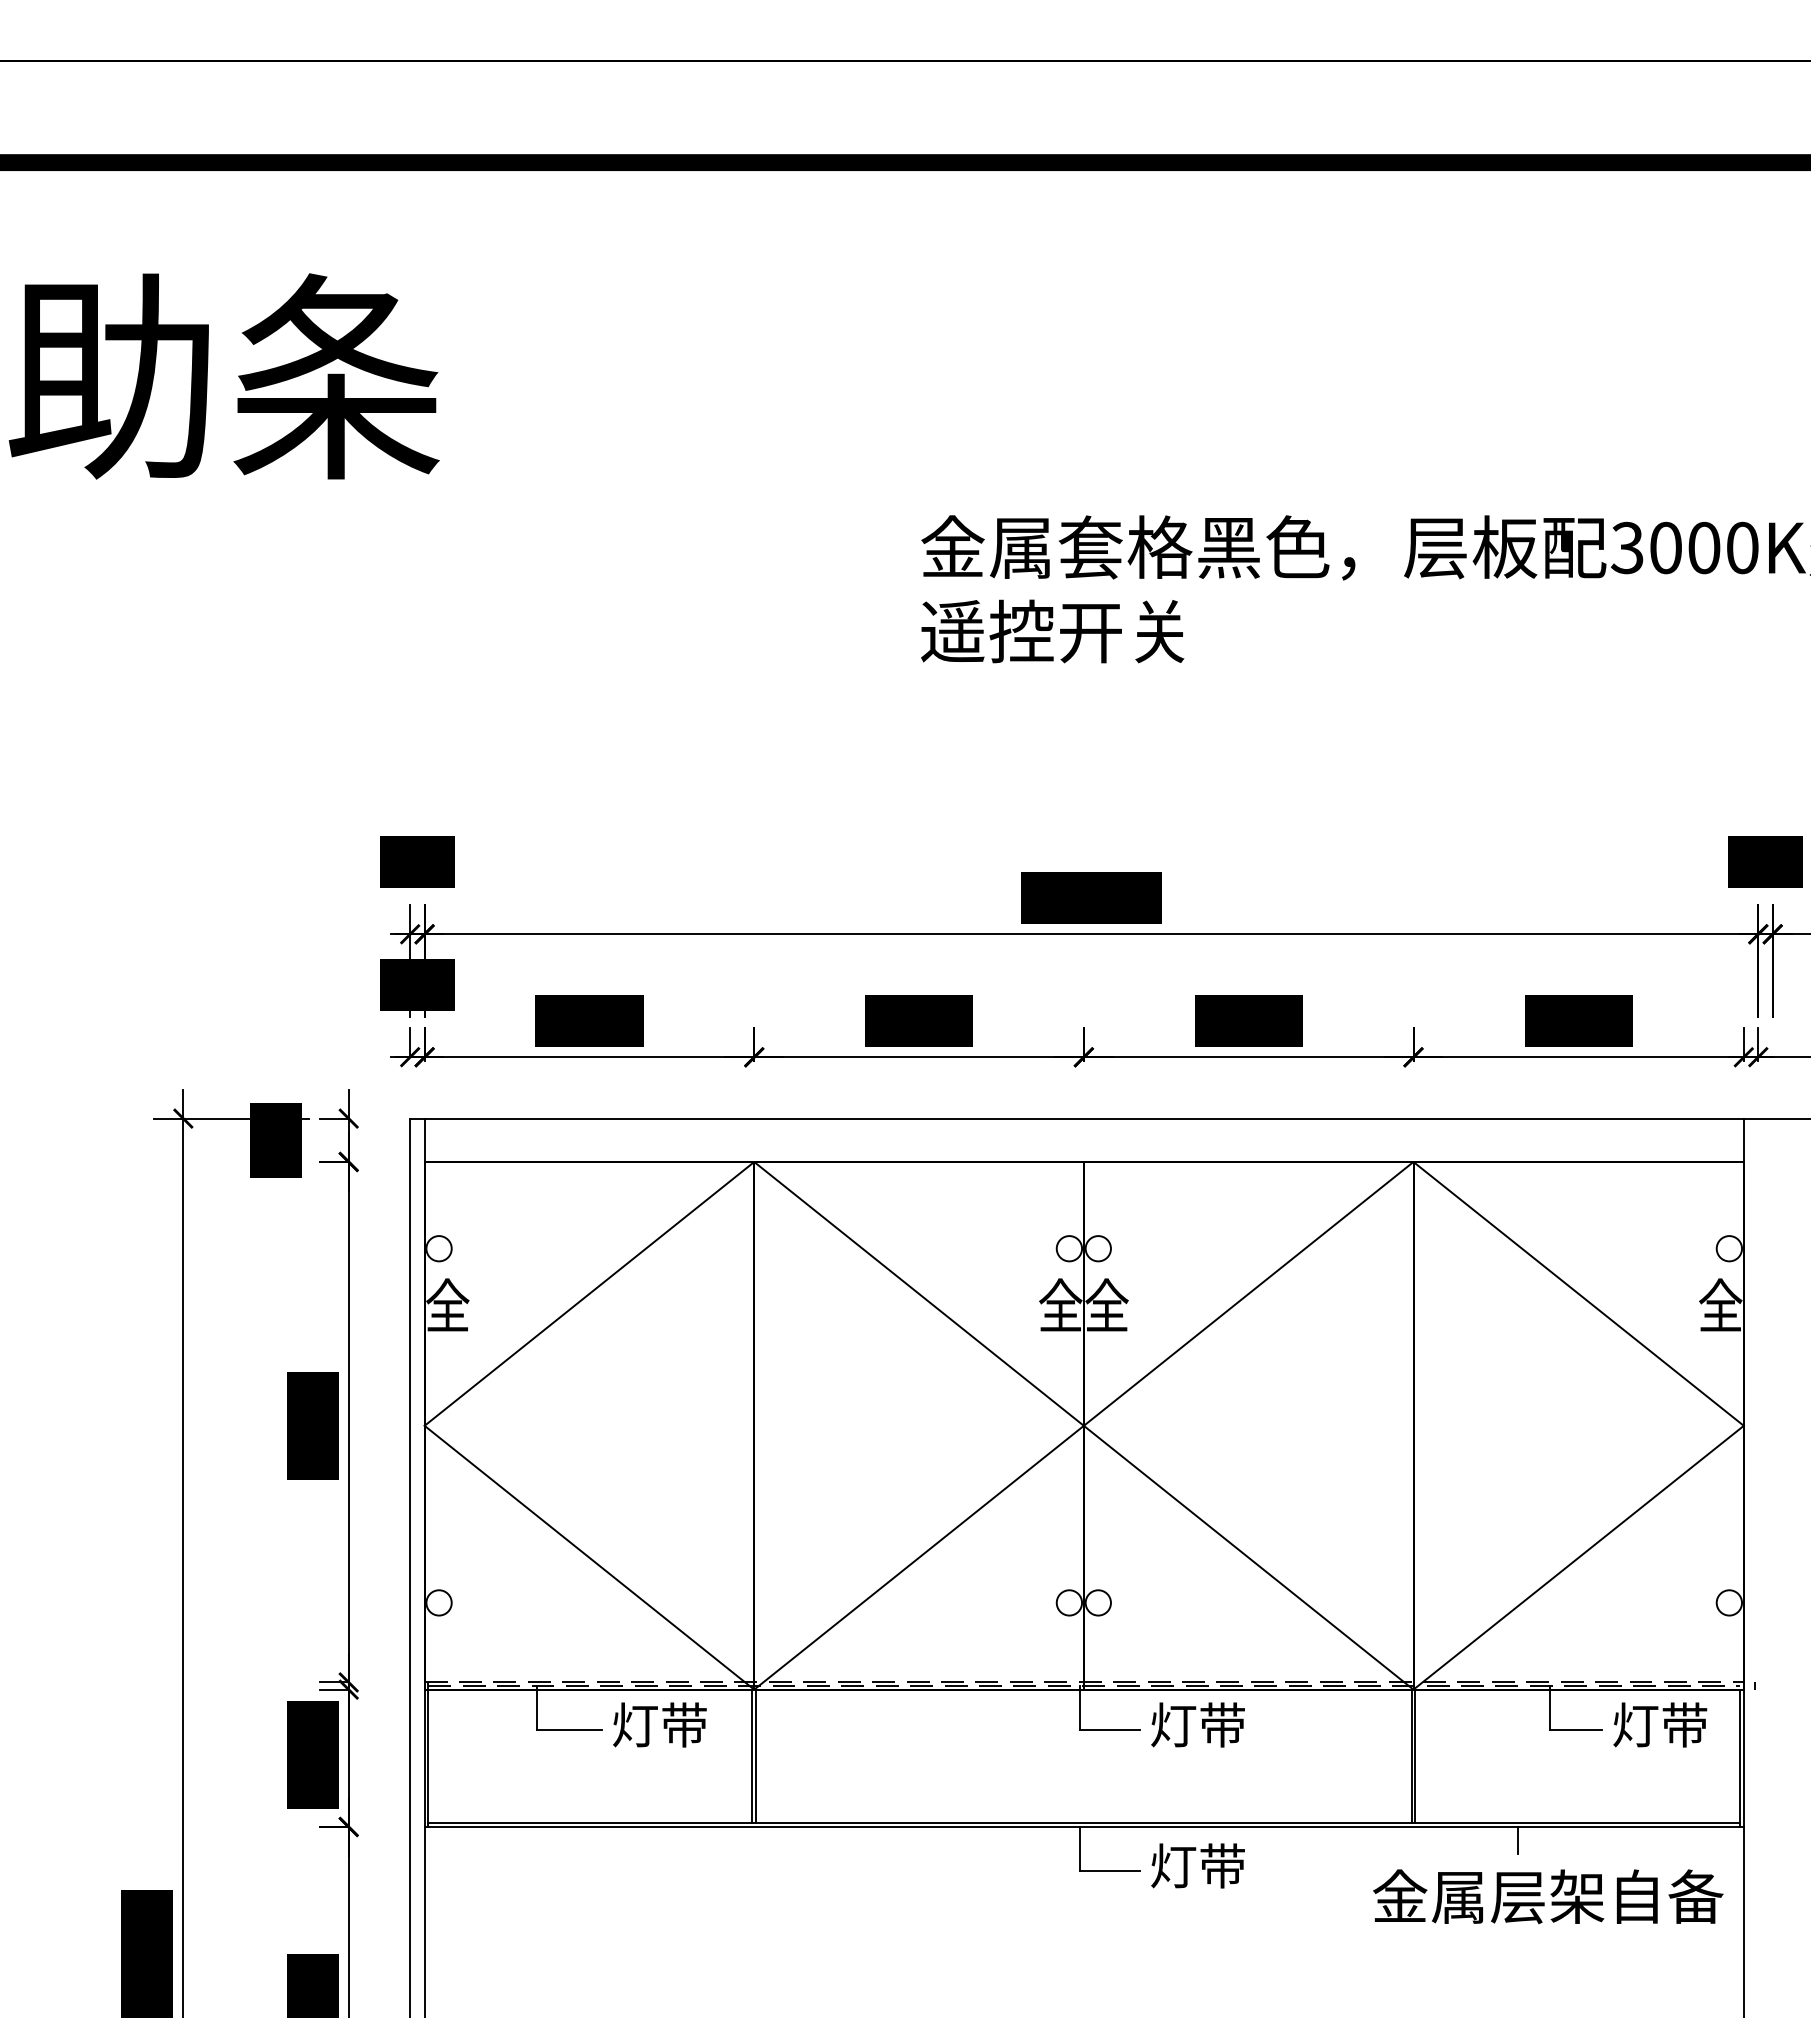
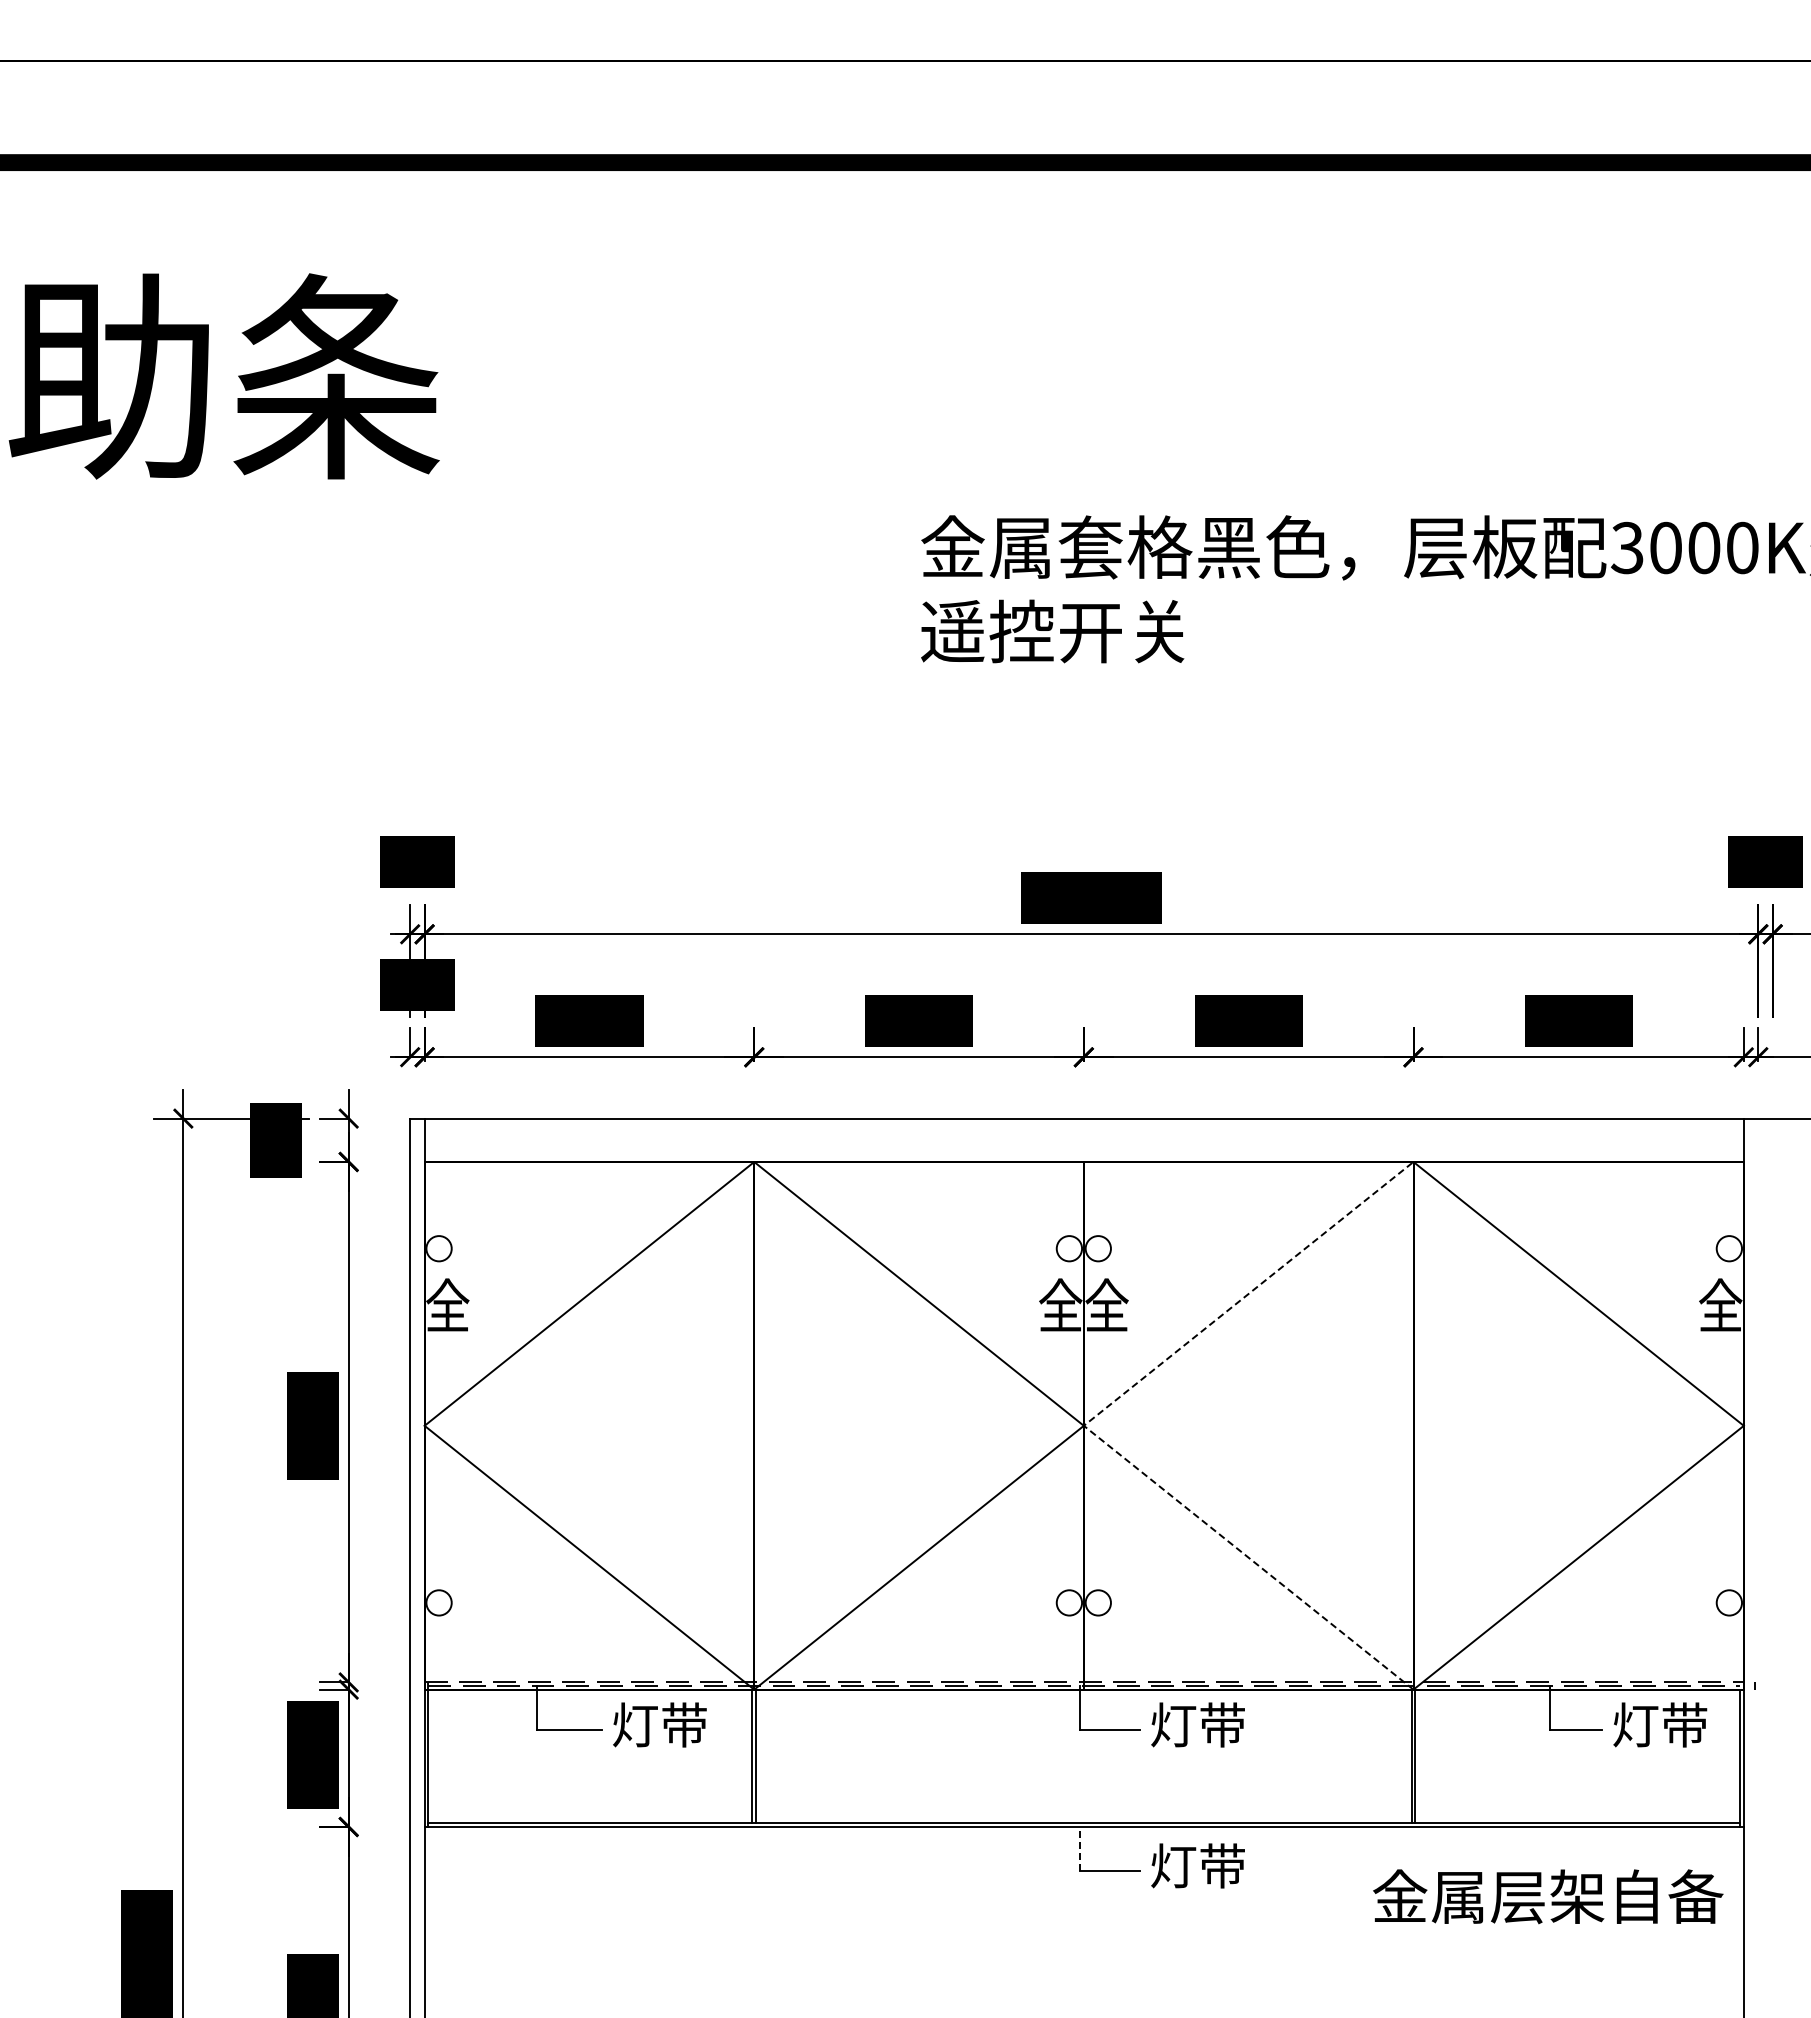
line: solid -> dashed (1083, 1425)
line: present -> none (1518, 1840)
line: solid -> dashed (1079, 1848)
